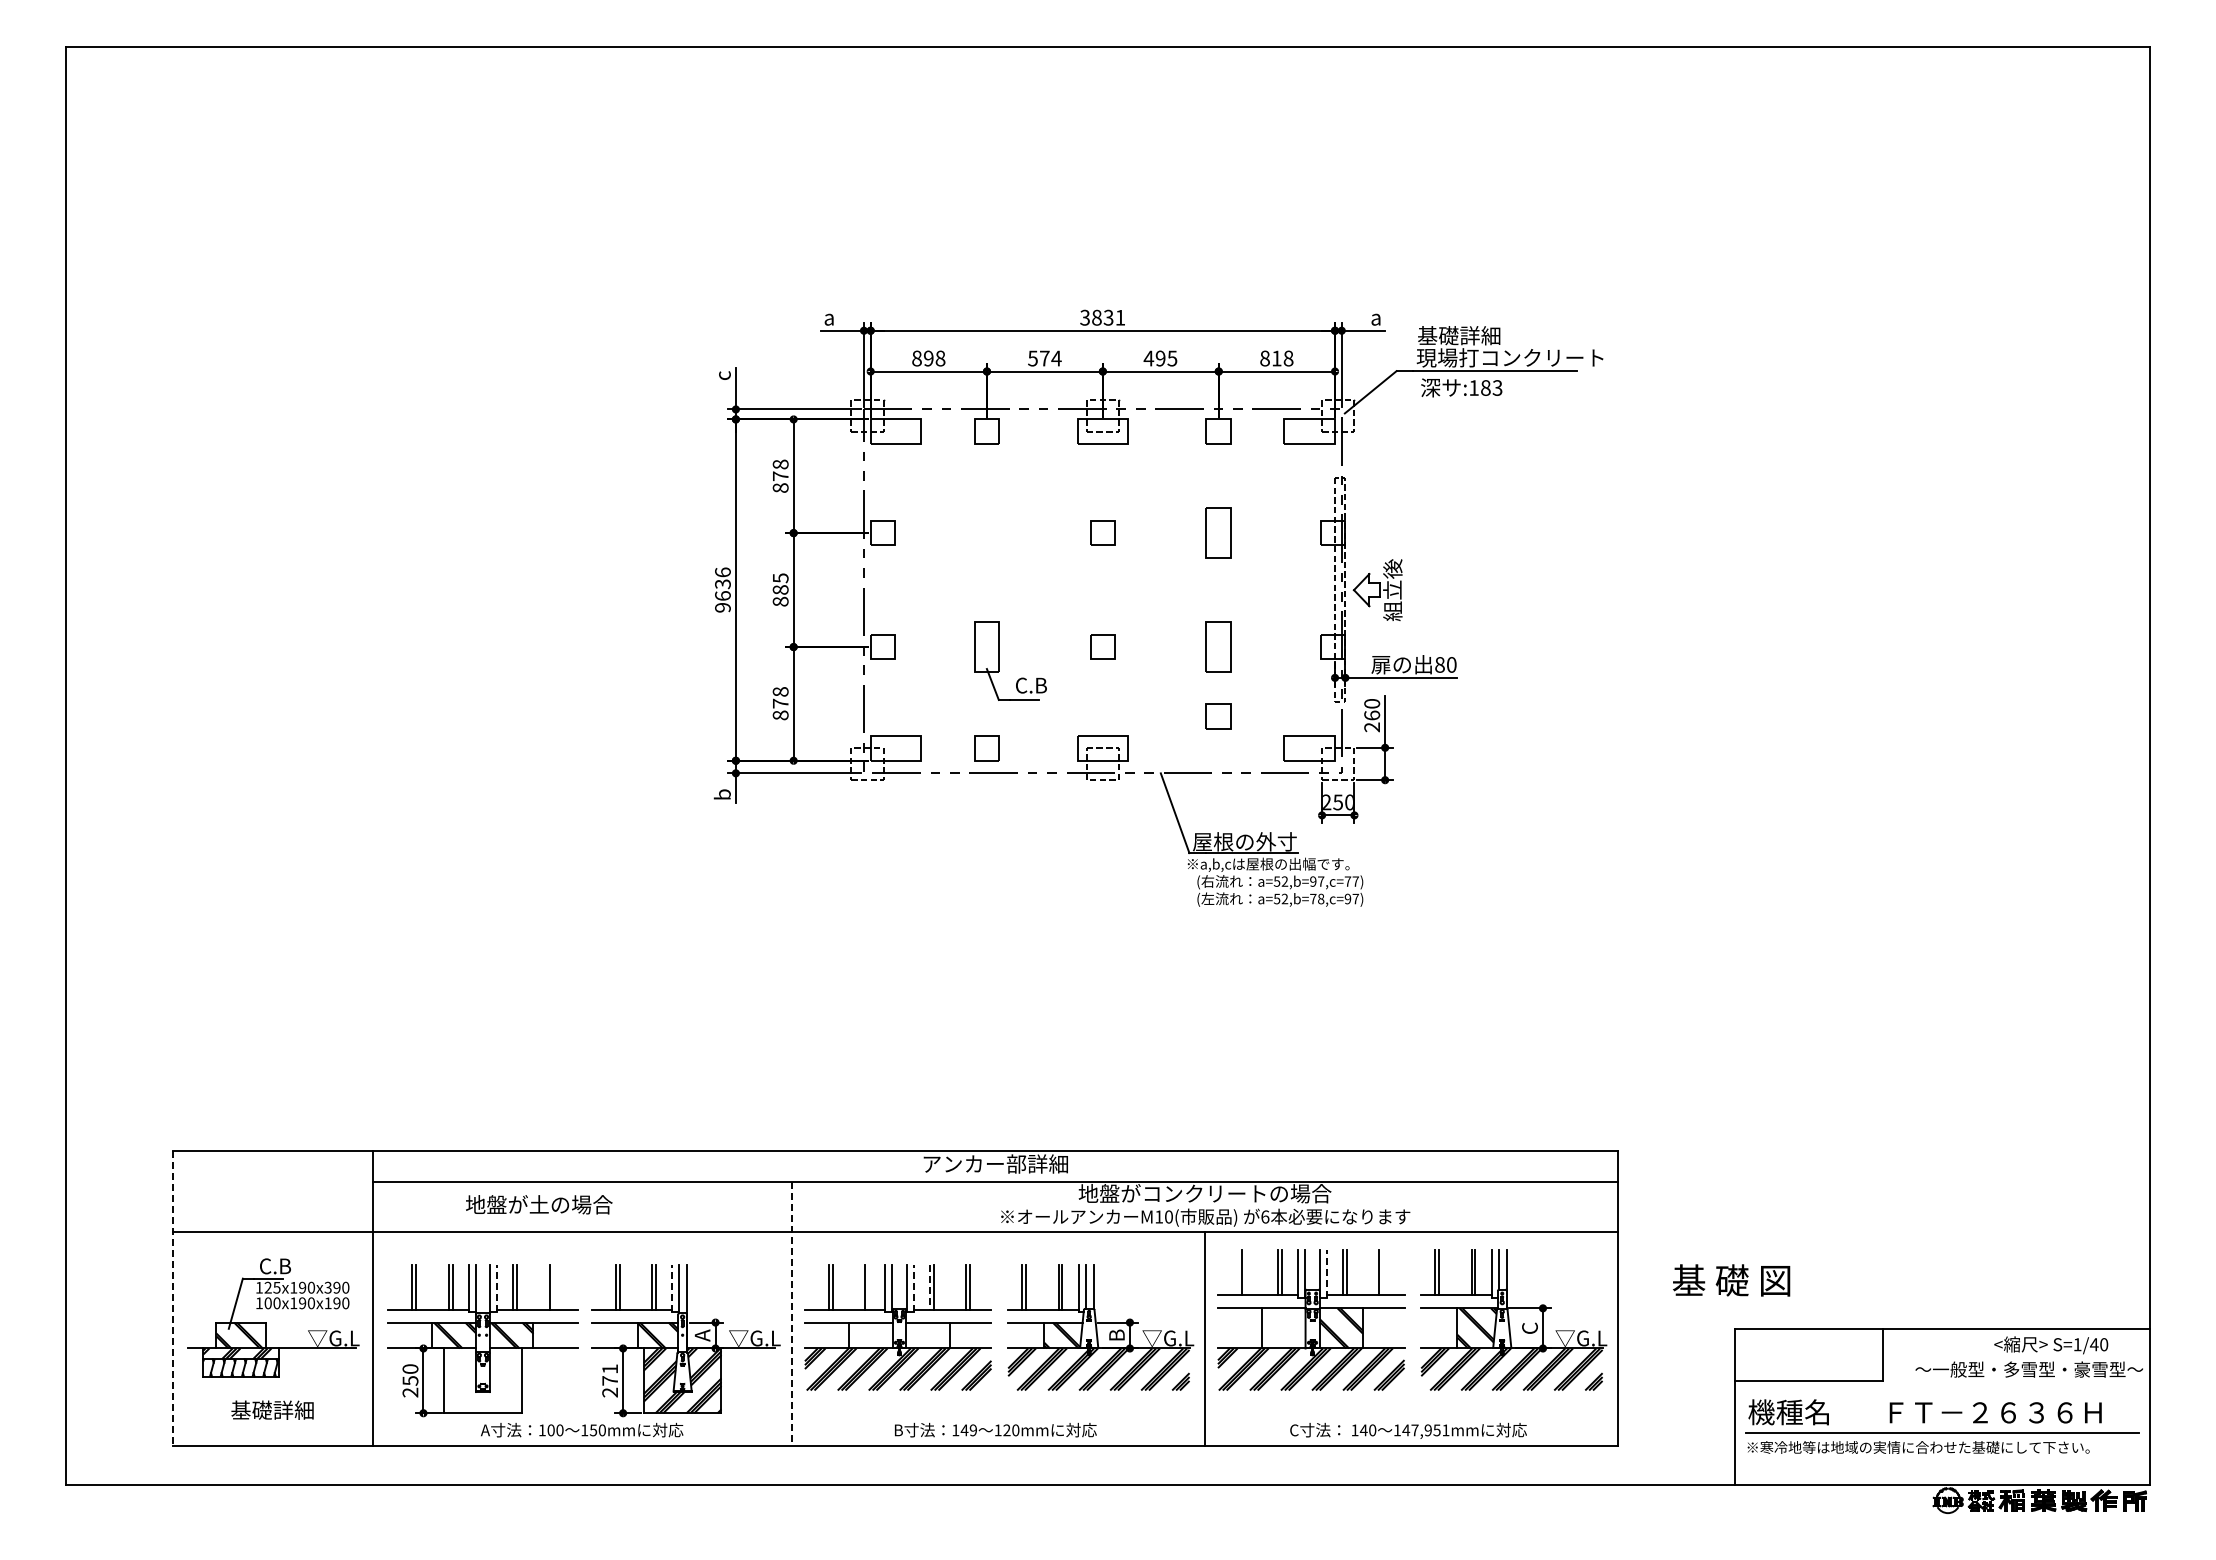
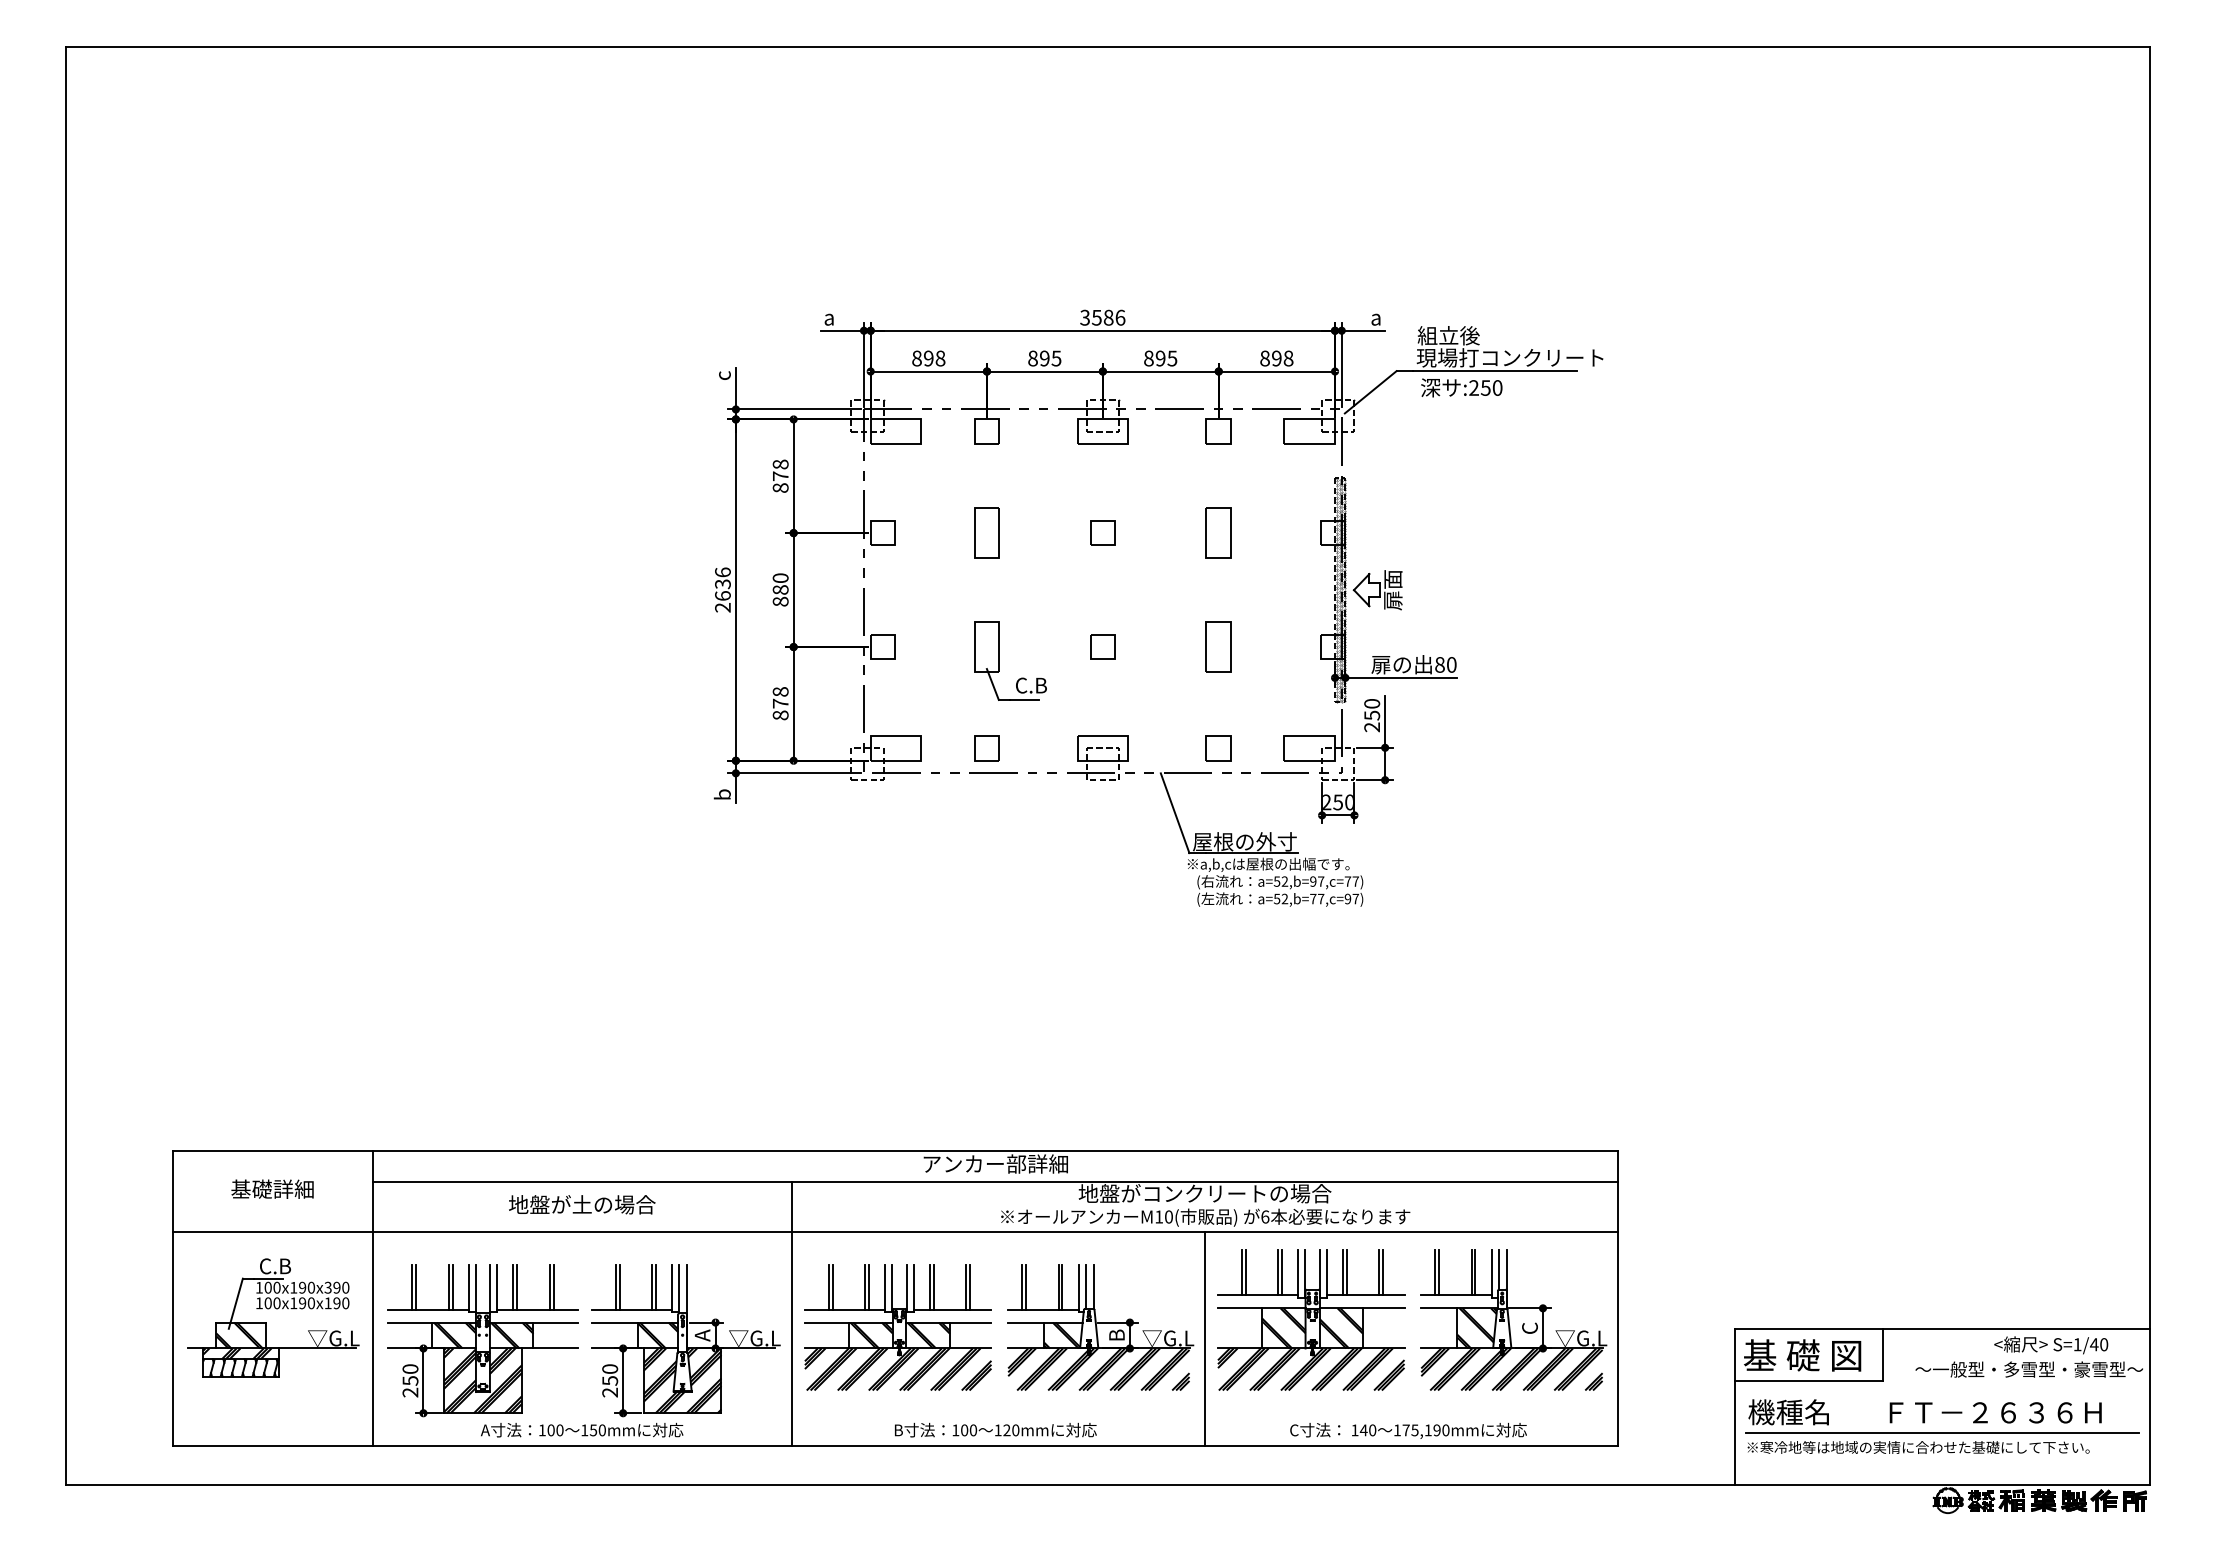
text: 3831 -> 3586 (1108, 317)
text: 基礎詳細 -> 組立後 (1458, 335)
text: 574 -> 895 (1044, 358)
text: 495 -> 895 (1148, 358)
text: 818 -> 898 (1276, 358)
text: :183 -> :250 (1485, 387)
part: none -> present (986, 532)
text: 885 -> 880 (780, 578)
hatch: none -> present (1340, 590)
text: 組立後 -> 扉面 (1392, 590)
text: 9636 -> 2636 (722, 607)
text: 260 -> 250 (1372, 715)
part position: (1218, 716) -> (1218, 748) (1218, 748)
text: a=52,b=78,c=97) -> a=52,b=77,c=97) (1321, 898)
text position: (539, 1204) -> (582, 1204) (582, 1204)
line: none -> present (1245, 1272)
line: none -> present (1383, 1272)
line: dashed -> solid (1326, 1274)
text position: (1731, 1280) -> (1802, 1355) (1802, 1355)
line: none -> present (553, 1286)
line: none -> present (869, 1286)
text: 125x190x390 -> 100x190x390 (272, 1287)
line: dashed -> solid (929, 1287)
line: dashed -> solid (497, 1288)
line: dashed -> solid (672, 1288)
line: dashed -> solid (913, 1288)
line: dashed -> solid (173, 1298)
line: dashed -> solid (792, 1314)
hatch: none -> present (1283, 1328)
hatch: none -> present (871, 1335)
hatch: none -> present (928, 1335)
text: 271 -> 250 (610, 1374)
hatch: none -> present (482, 1380)
text position: (272, 1409) -> (272, 1188) (272, 1188)
text: 149 -> 100 (968, 1430)
text: 147,951mm -> 175,190mm (1425, 1430)
